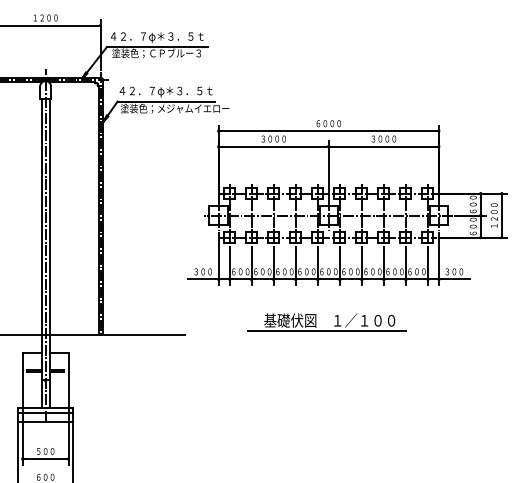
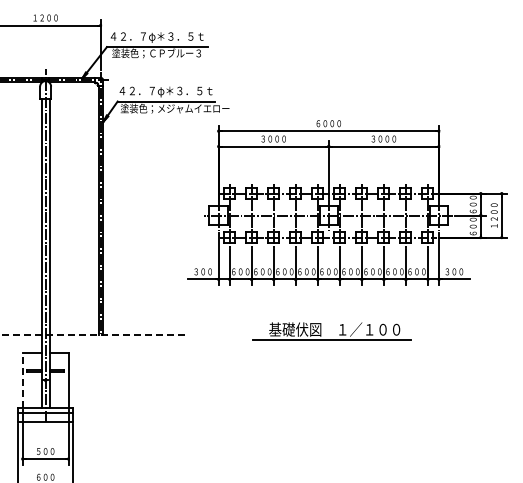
part position: (326, 330) -> (331, 339) (331, 339)
line: solid -> dashed (92, 334)
line: solid -> dashed (22, 380)
